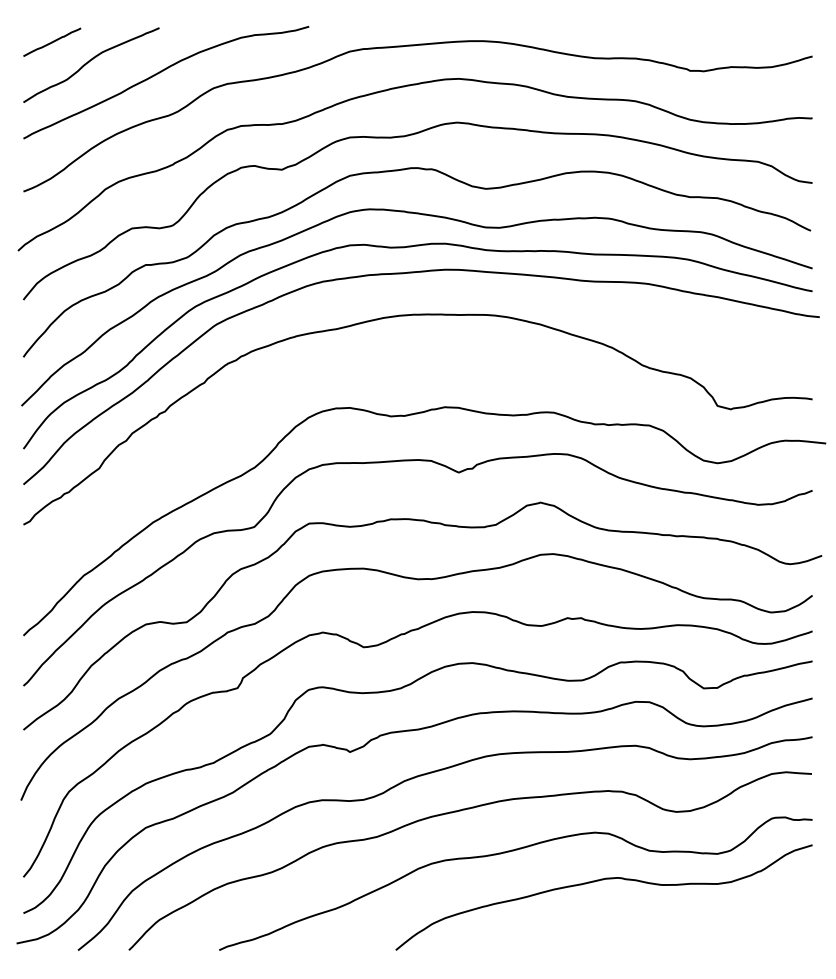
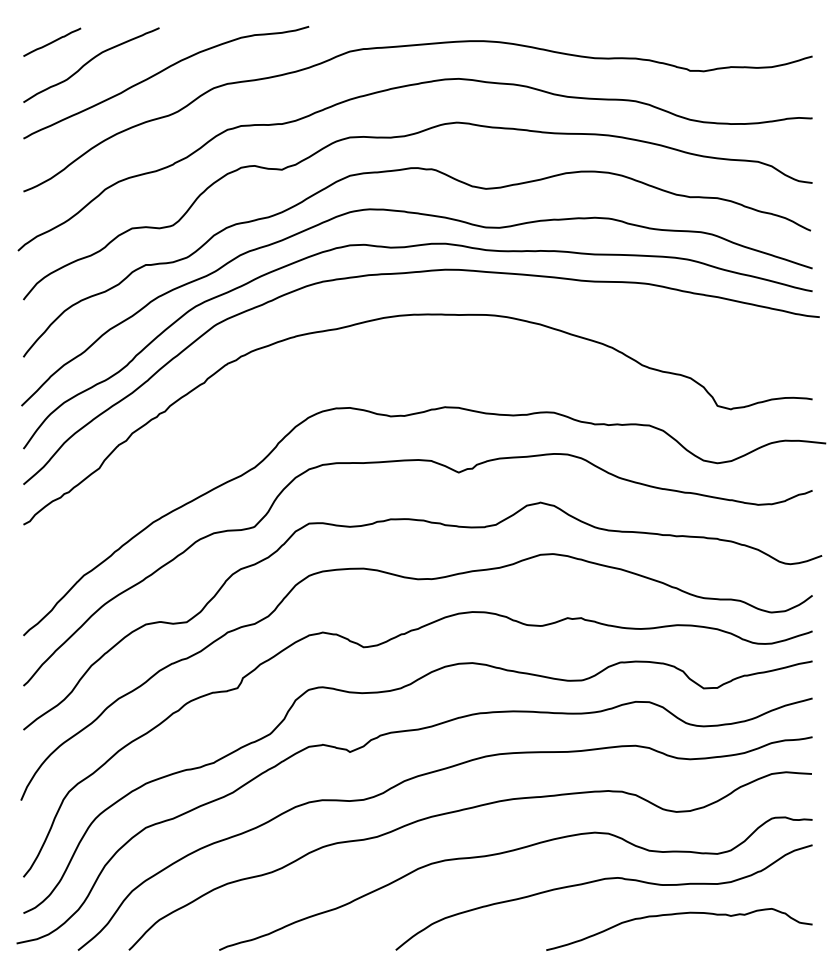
curve: none -> present (679, 914)
